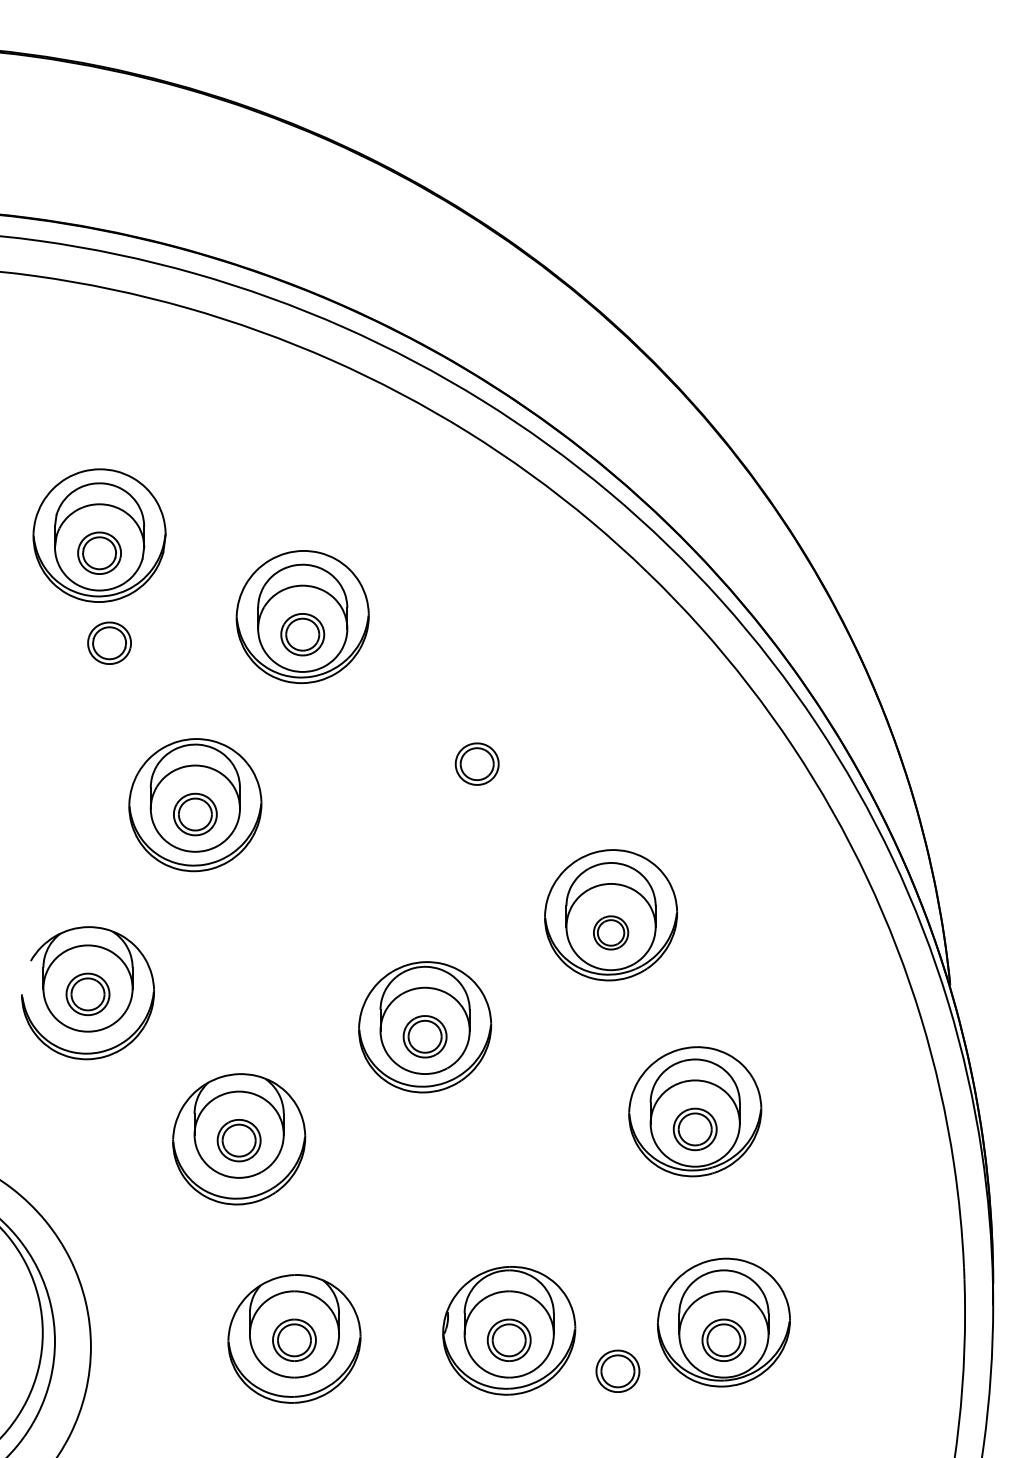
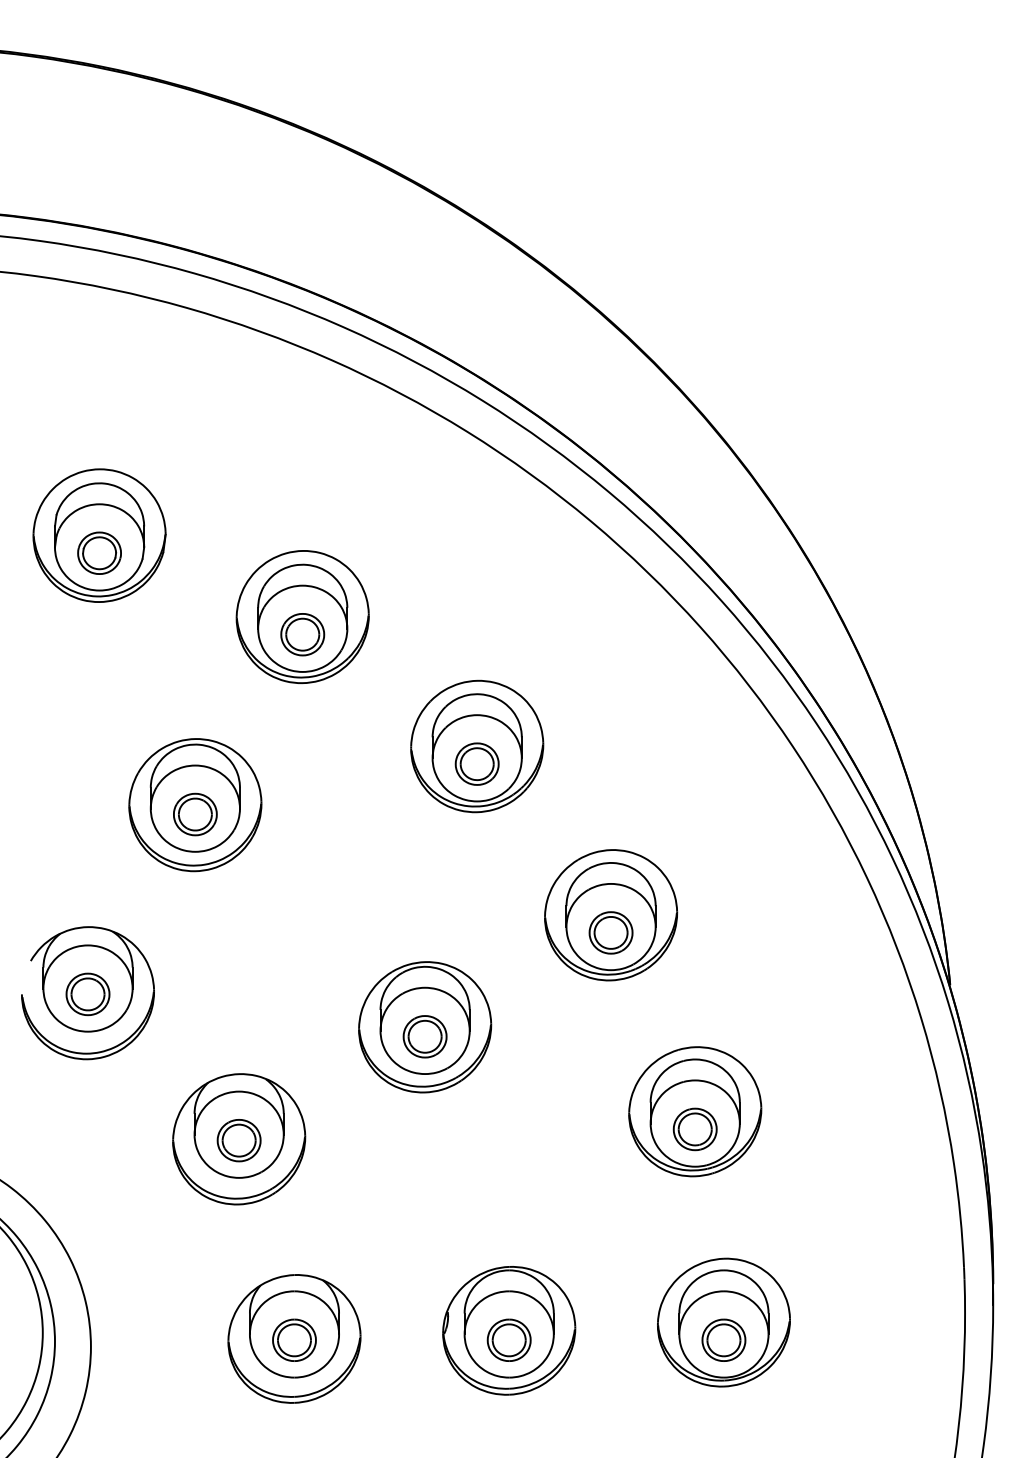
part: present -> none (109, 642)
part: none -> present (477, 746)
part size: 37x36 px -> 46x44 px (610, 932)
part: present -> none (617, 1370)
